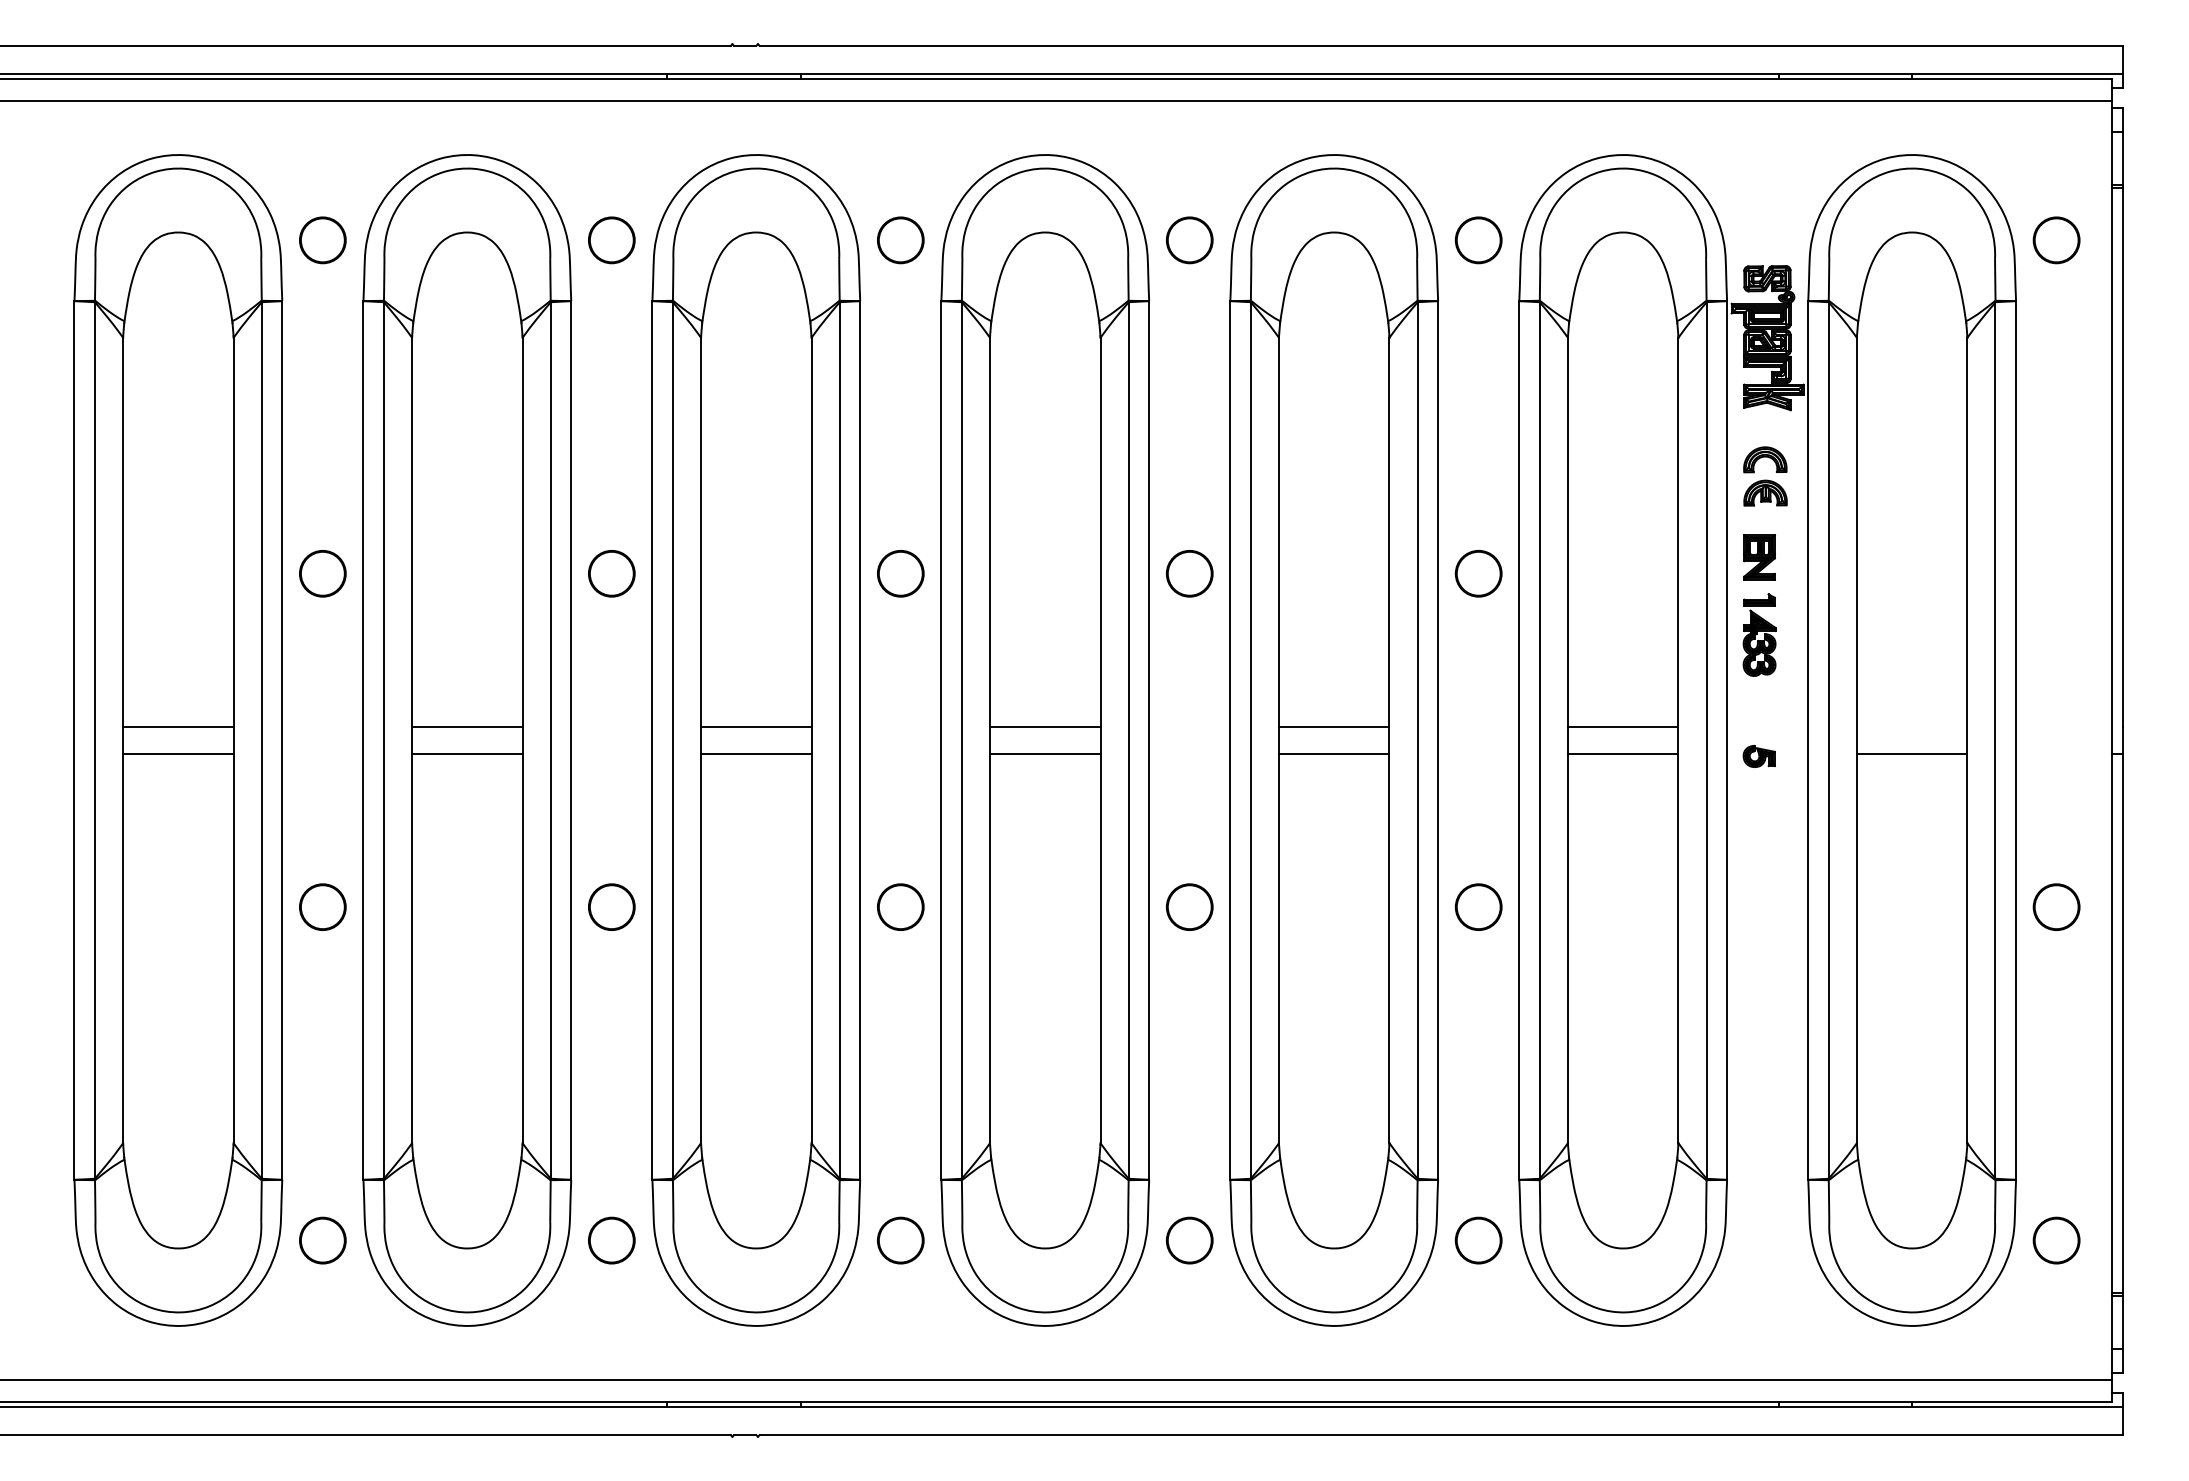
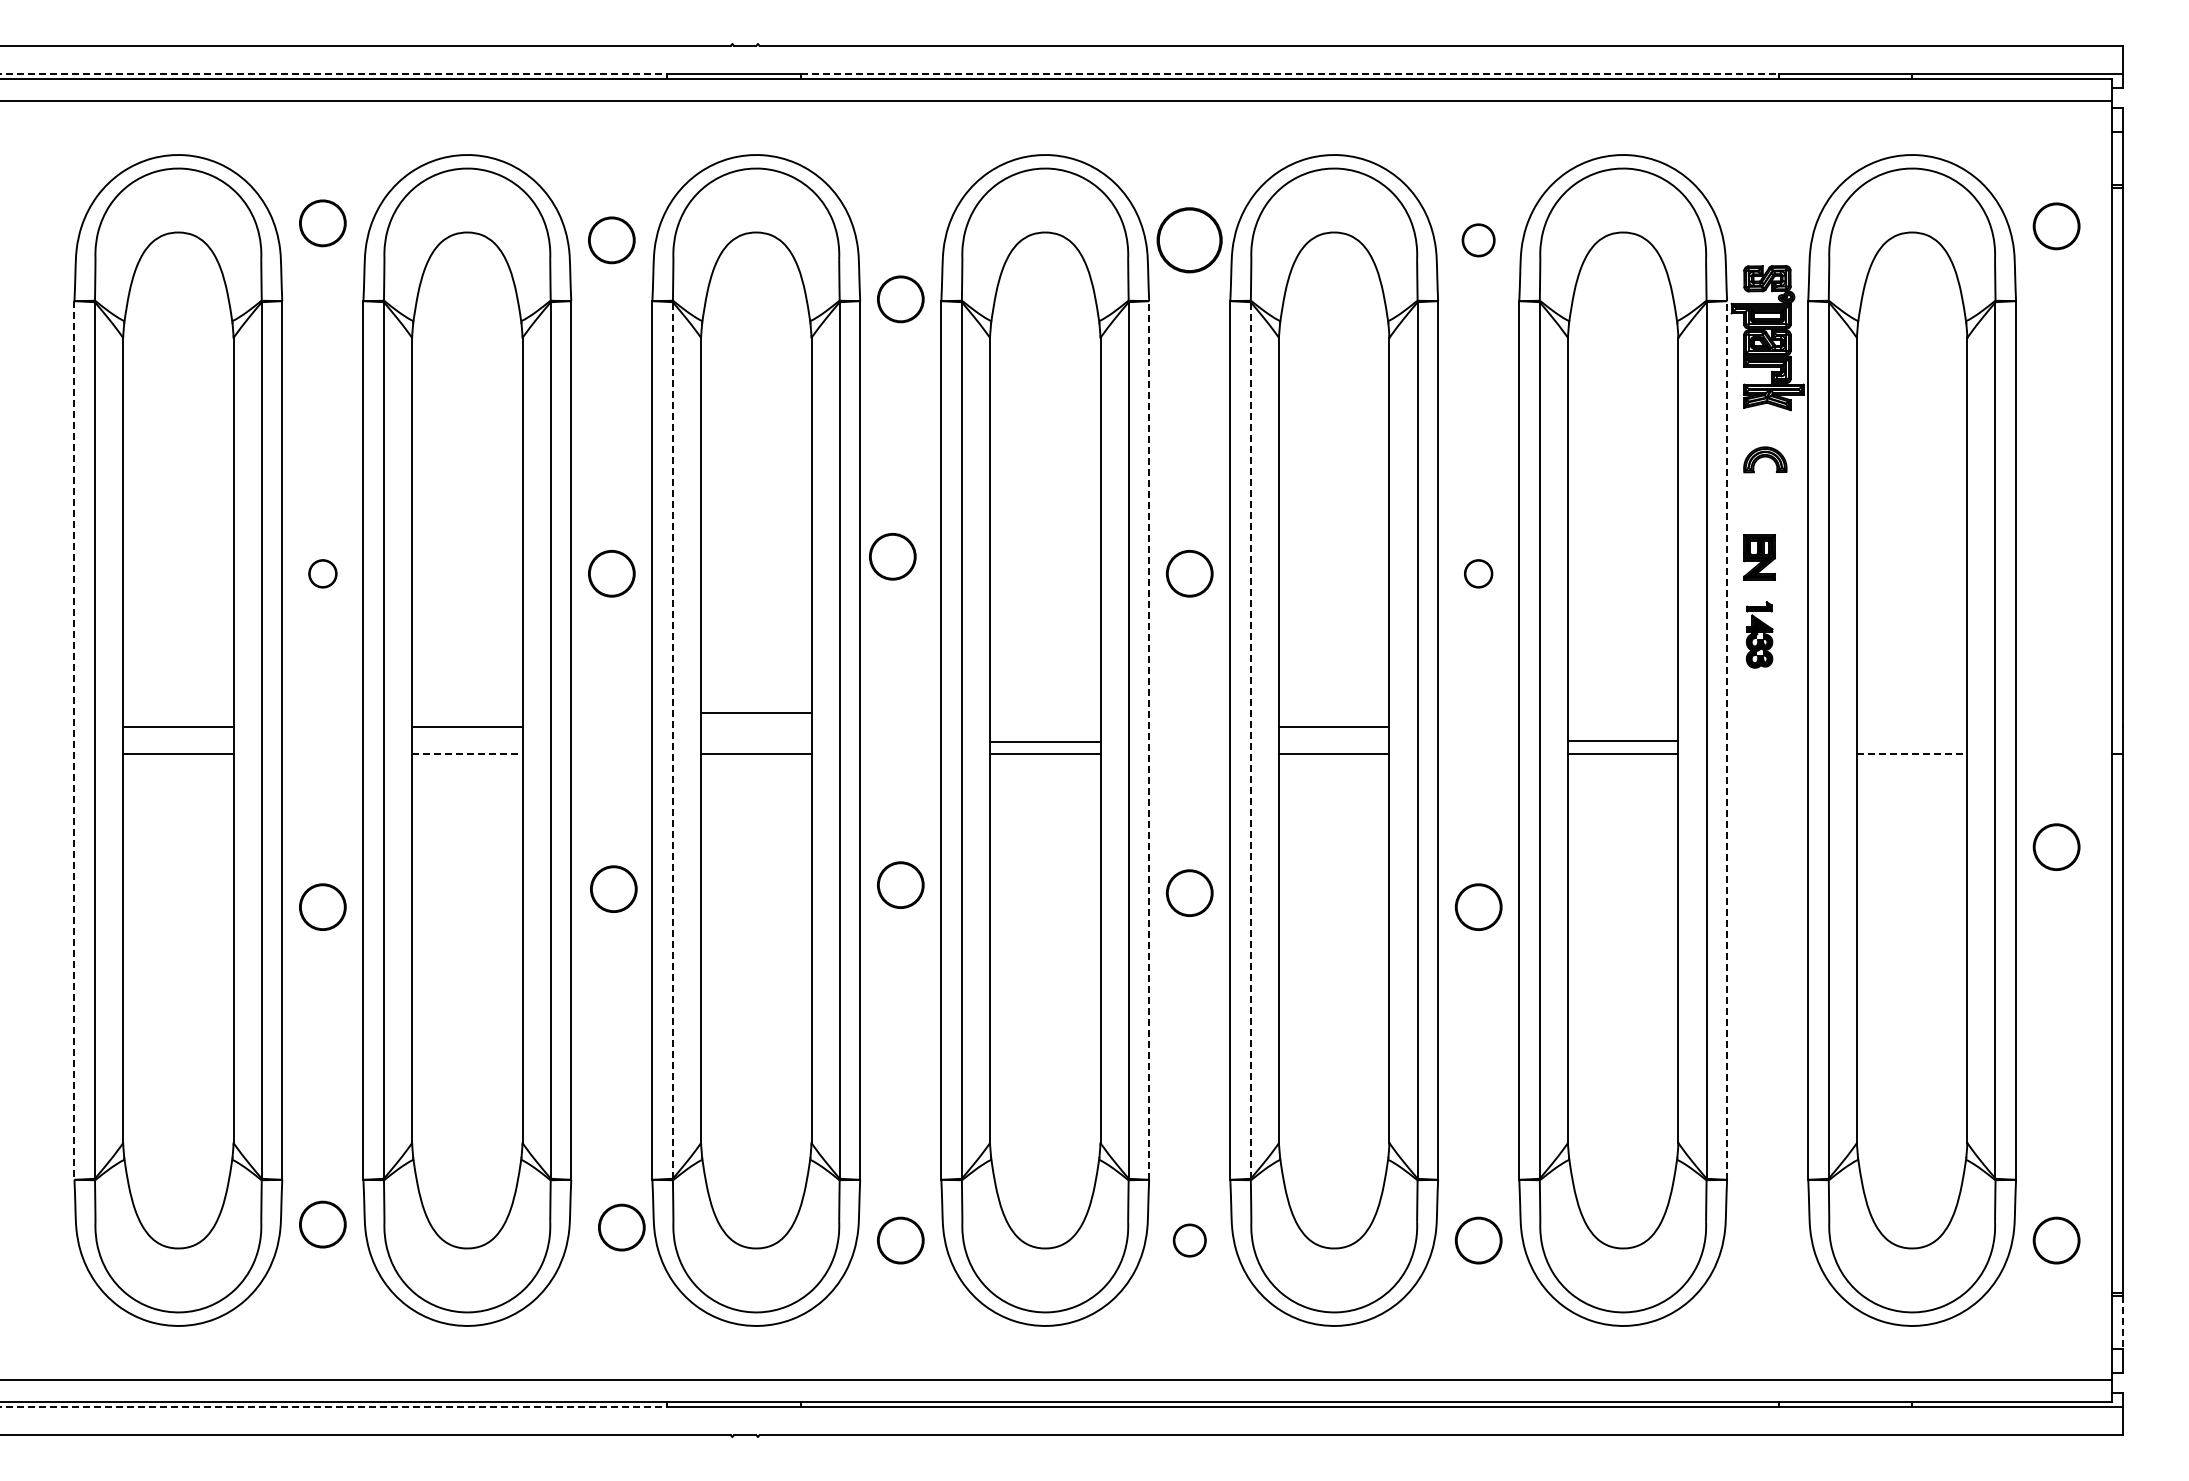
line: solid -> dashed (334, 73)
line: solid -> dashed (1290, 73)
part position: (322, 240) -> (322, 223) (322, 223)
part position: (900, 240) -> (900, 299) (900, 299)
part size: 48x49 px -> 67x67 px (1189, 240)
part size: 49x49 px -> 35x35 px (1478, 240)
part position: (2056, 240) -> (2056, 226) (2056, 226)
part: present -> none (1765, 492)
circle size: 48x48 px -> 30x30 px (322, 573)
circle position: (900, 573) -> (892, 556) (892, 556)
part size: 49x48 px -> 30x30 px (1478, 573)
part size: 35x84 px -> 29x68 px (1759, 634)
line position: (756, 726) -> (756, 712) (756, 712)
line position: (1045, 726) -> (1045, 741) (1045, 741)
line position: (1622, 726) -> (1622, 740) (1622, 740)
line: solid -> dashed (673, 739)
line: solid -> dashed (1149, 739)
line: solid -> dashed (1250, 739)
line: solid -> dashed (1727, 739)
line: solid -> dashed (74, 740)
line: solid -> dashed (467, 754)
line: solid -> dashed (1912, 754)
part: present -> none (1758, 756)
circle position: (611, 906) -> (613, 888) (613, 888)
circle position: (900, 906) -> (900, 884) (900, 884)
circle position: (1189, 906) -> (1189, 892) (1189, 892)
part position: (2056, 906) -> (2056, 846) (2056, 846)
part position: (322, 1240) -> (322, 1224) (322, 1224)
part position: (611, 1240) -> (621, 1227) (621, 1227)
part size: 48x49 px -> 35x35 px (1189, 1240)
line: solid -> dashed (2123, 1322)
line: solid -> dashed (334, 1407)
